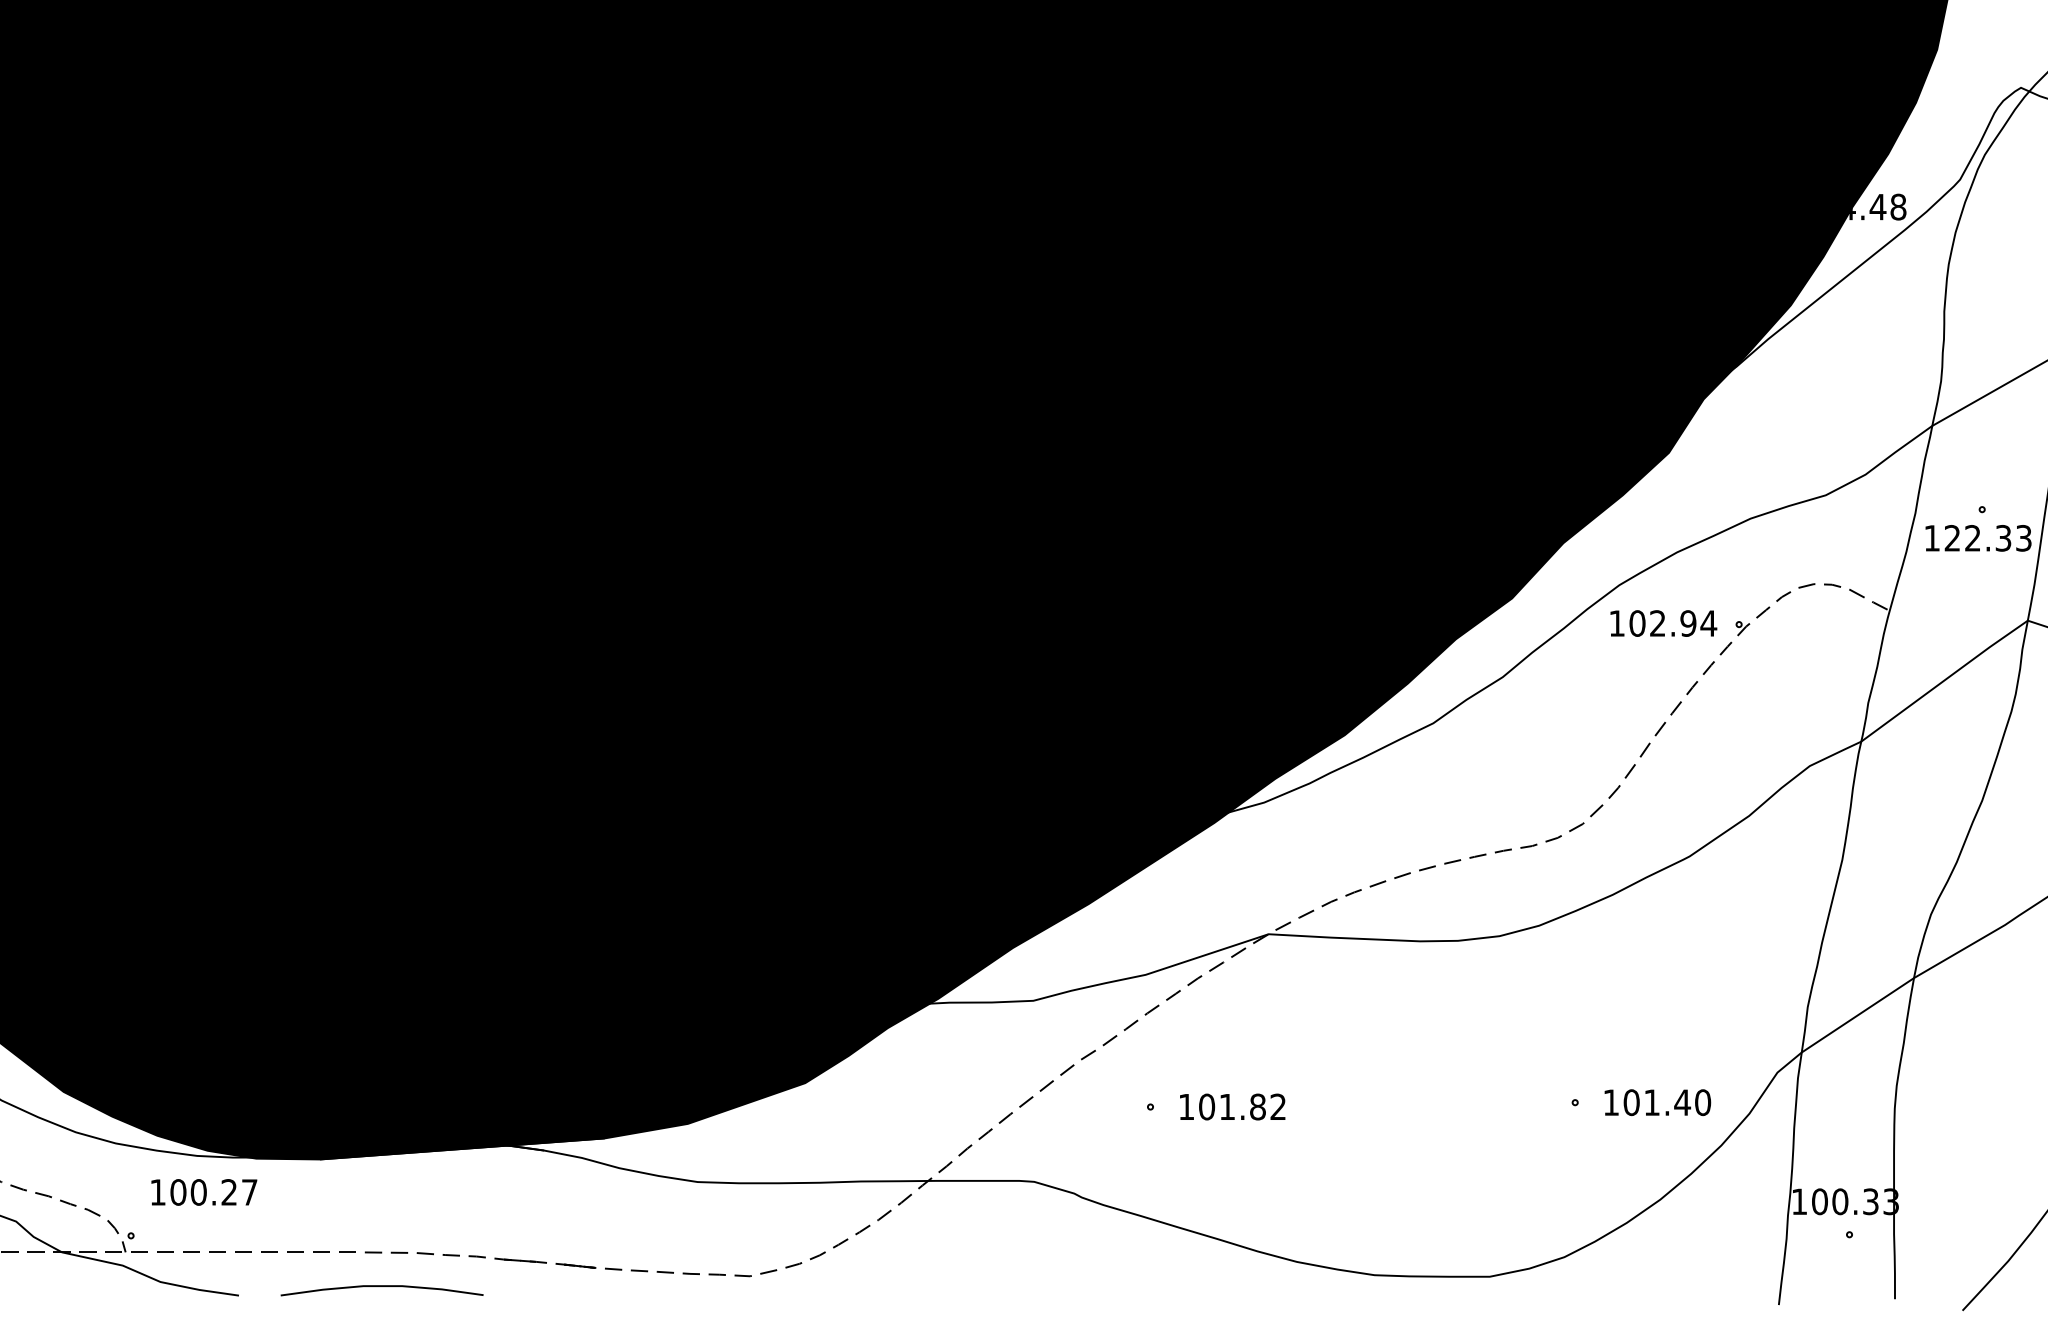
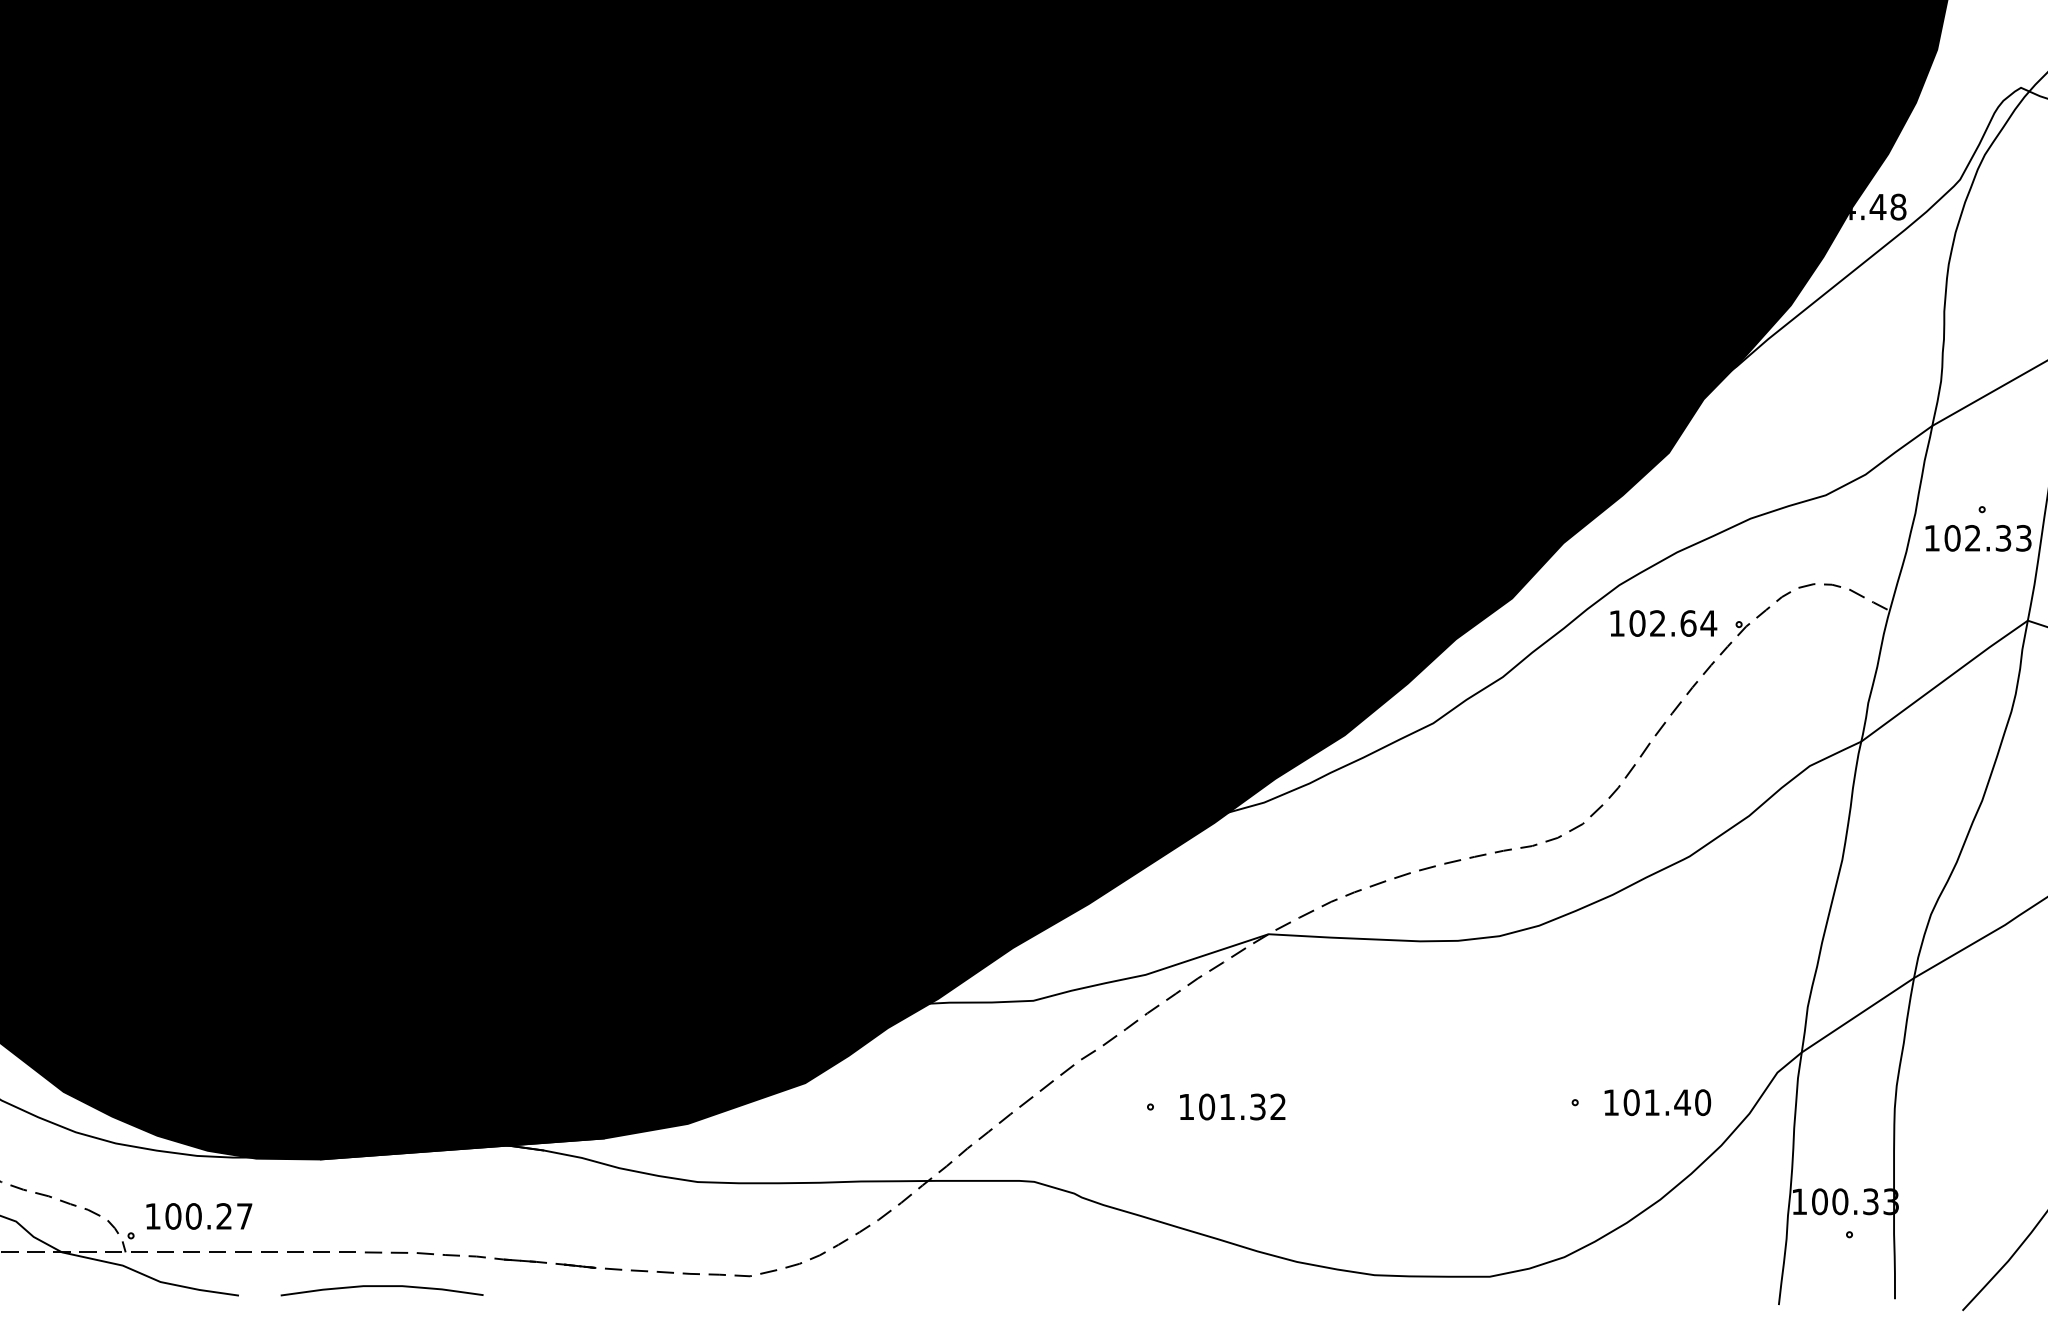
text: 122.33 -> 102.33 (1952, 538)
text: 102.94 -> 102.64 (1688, 623)
text: 101.82 -> 101.32 (1257, 1106)
text position: (204, 1192) -> (199, 1216) (199, 1216)
